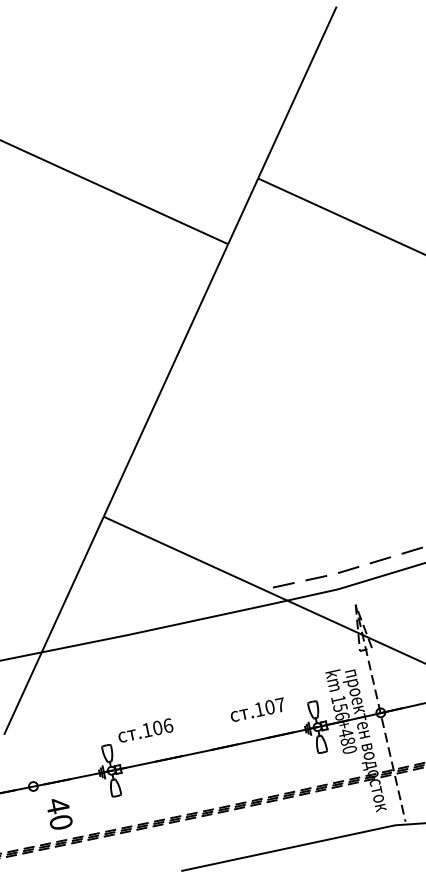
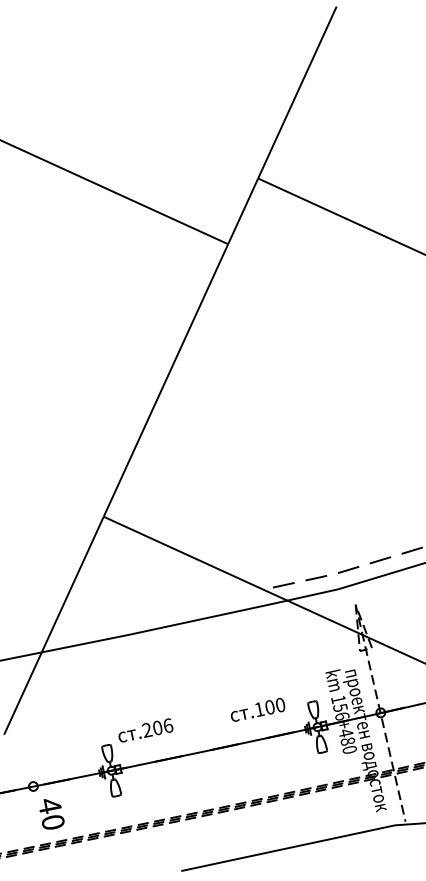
text: .107 -> .100 (280, 704)
text: .106 -> .206 (147, 730)
text position: (59, 814) -> (51, 814) (51, 814)
